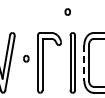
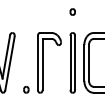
part position: (67, 11) -> (72, 11) (72, 11)
part position: (26, 58) -> (26, 89) (26, 89)
line: dashed -> solid (84, 62)
